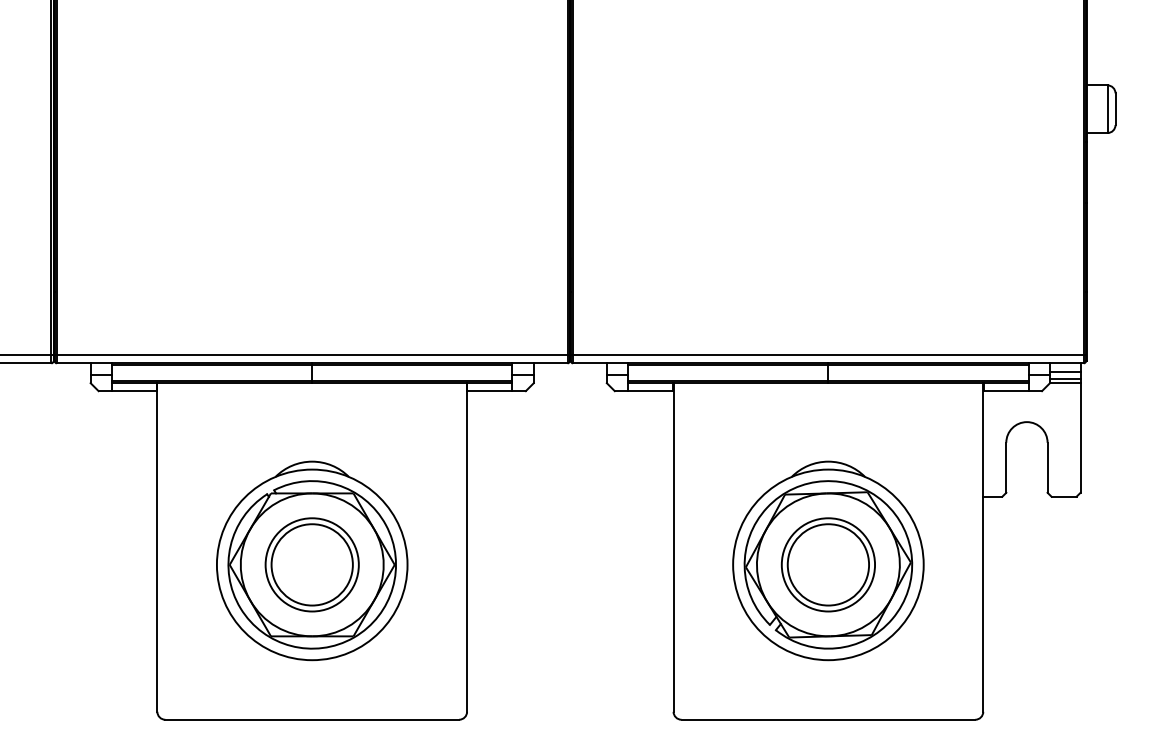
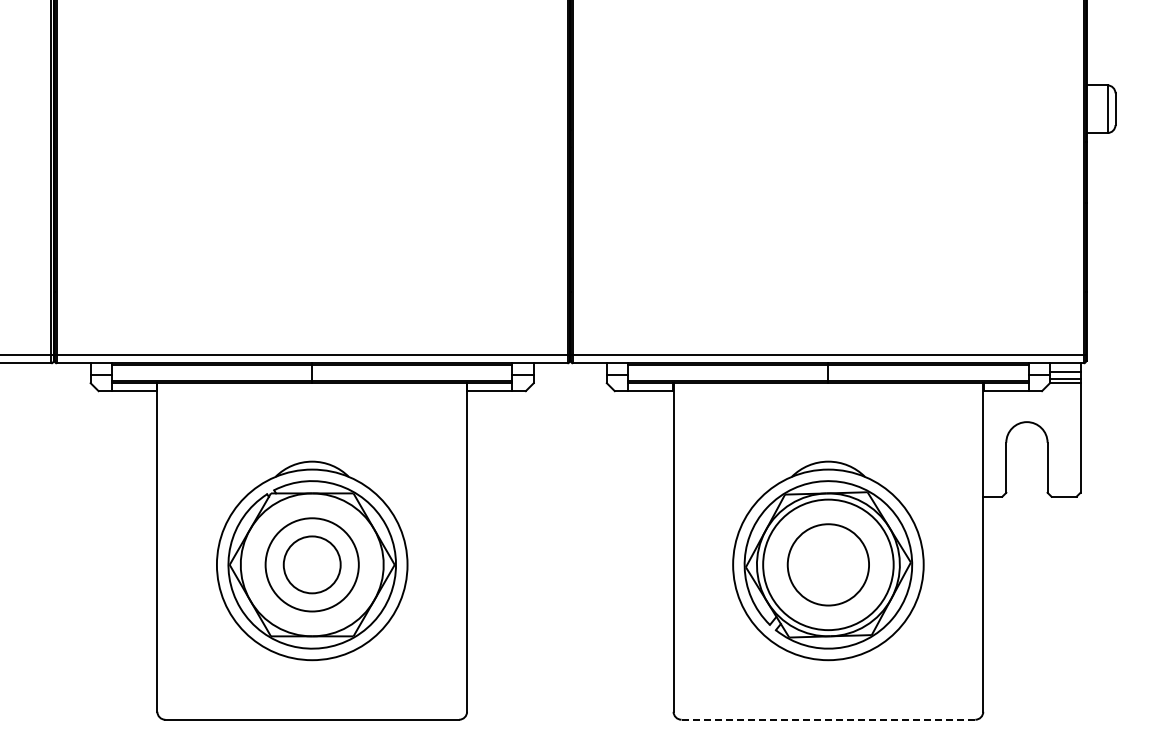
circle diameter: 81 px -> 57 px (311, 564)
circle diameter: 93 px -> 131 px (828, 564)
line: solid -> dashed (828, 719)
